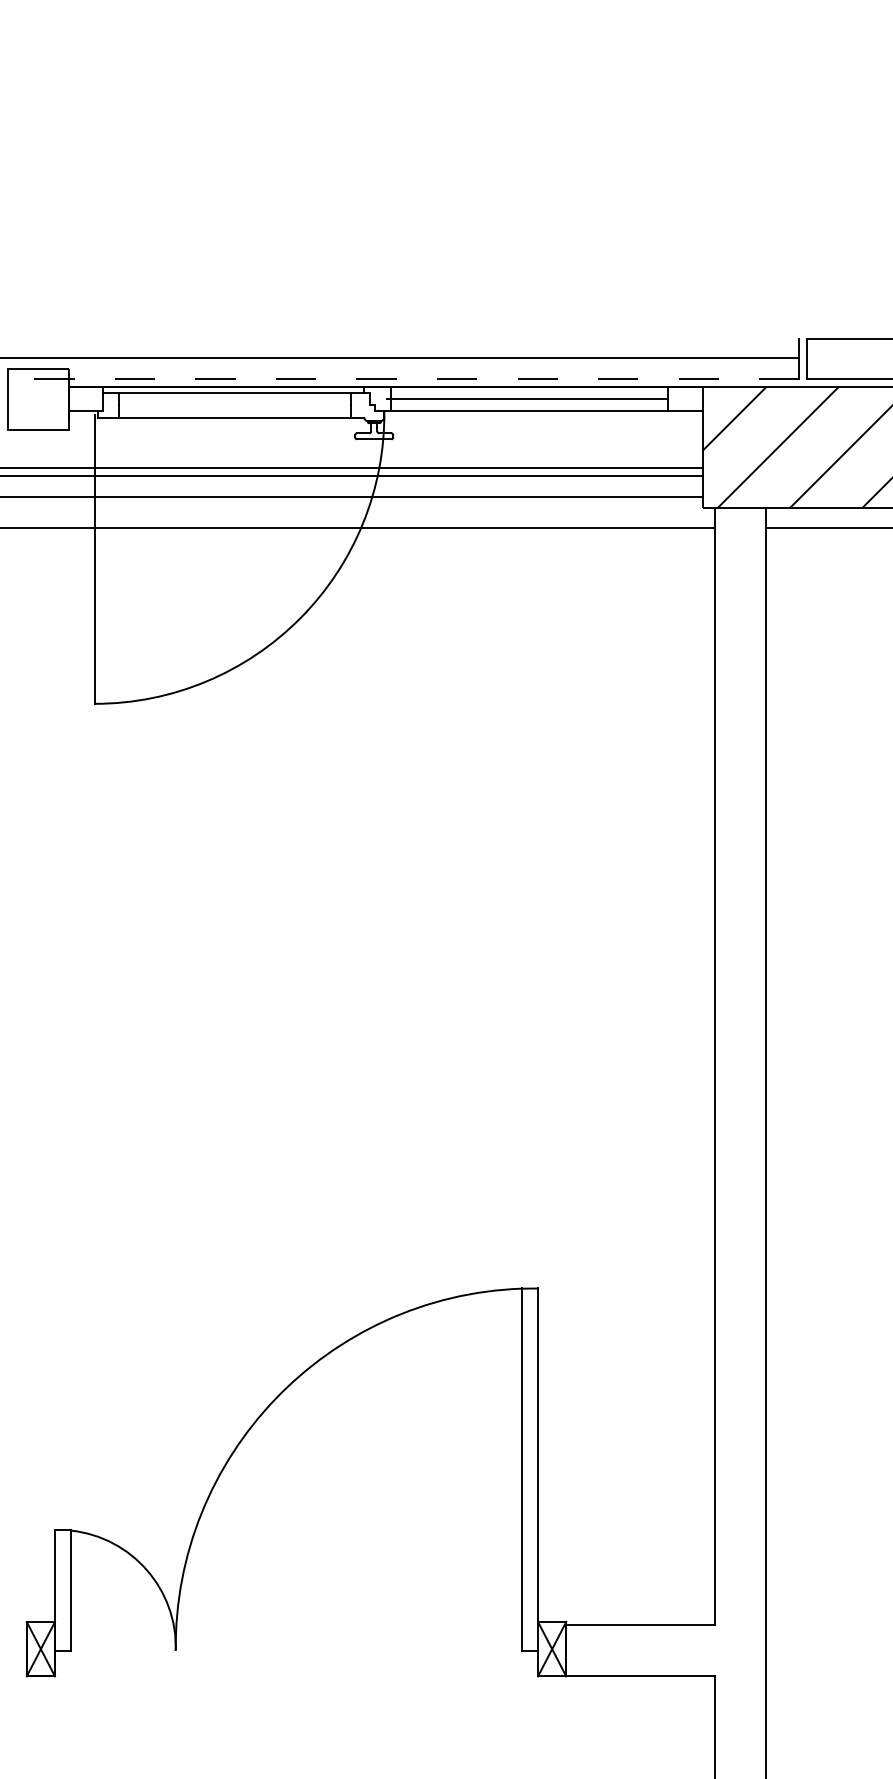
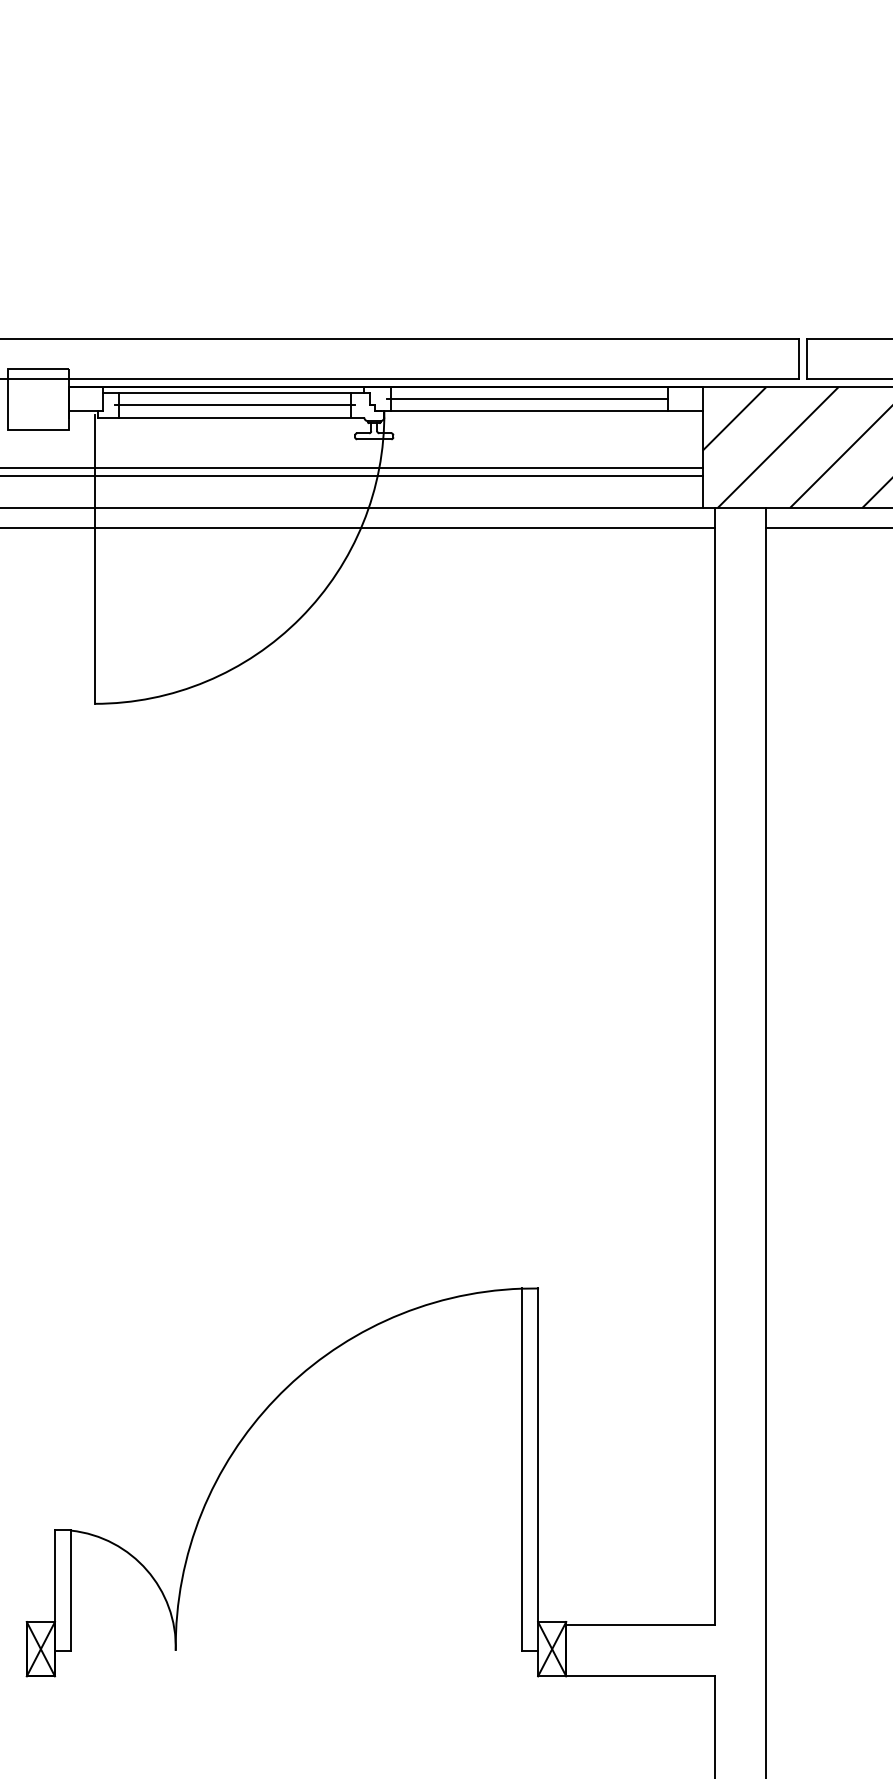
line position: (400, 358) -> (400, 339) (400, 339)
line: dashed -> solid (399, 379)
line: none -> present (234, 405)
line position: (352, 497) -> (352, 508) (352, 508)
